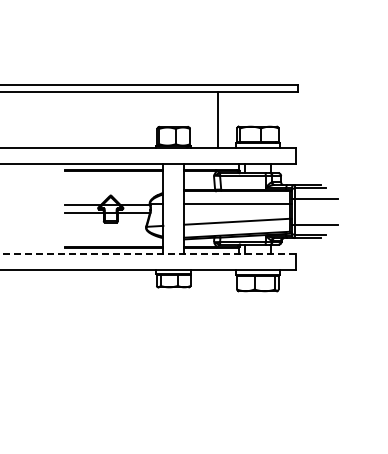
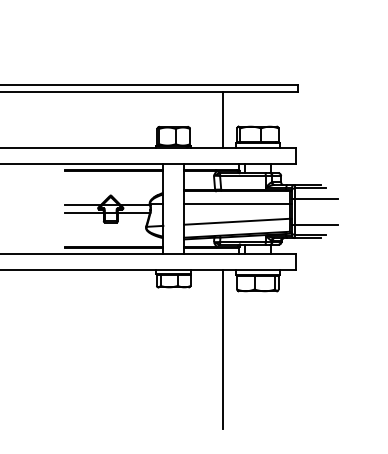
line position: (218, 120) -> (223, 120) (223, 120)
line: dashed -> solid (147, 254)
line: none -> present (223, 349)
